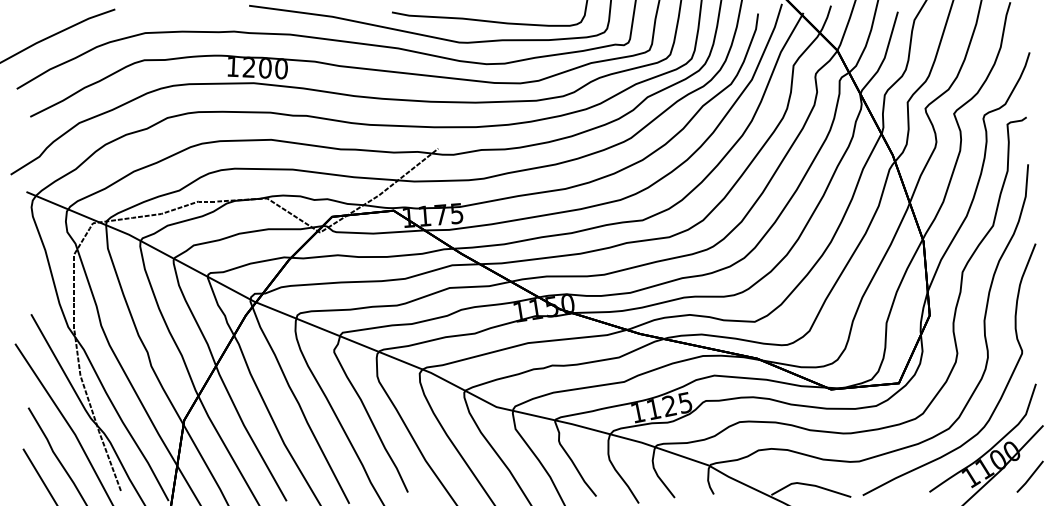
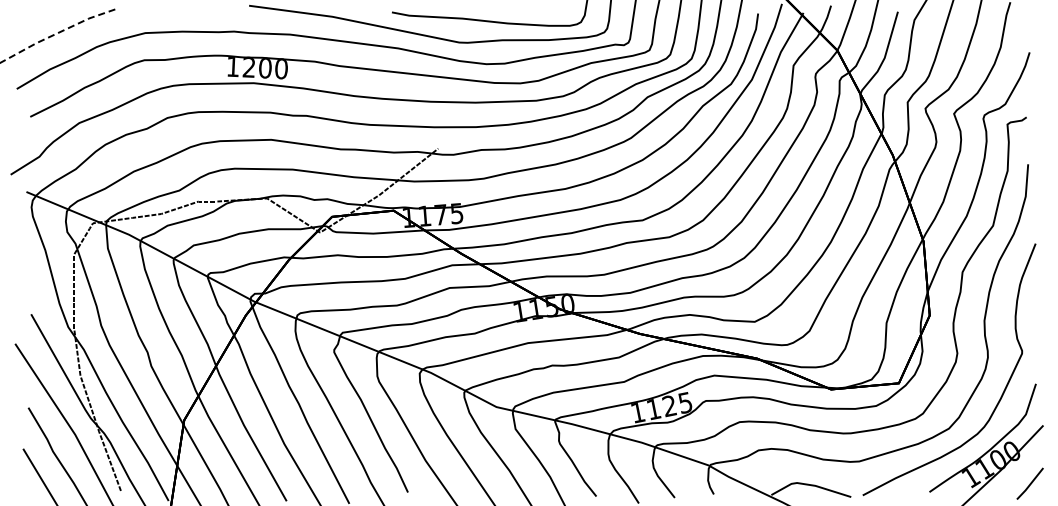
line: solid -> dashed (56, 33)
line position: (1029, 476) -> (1029, 483) (1029, 483)
